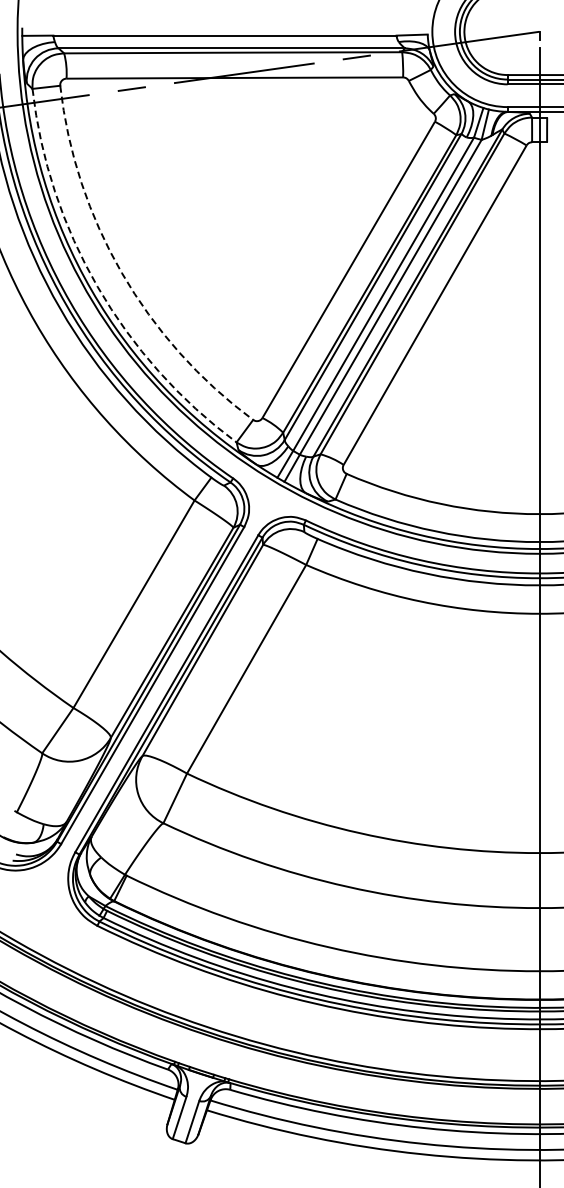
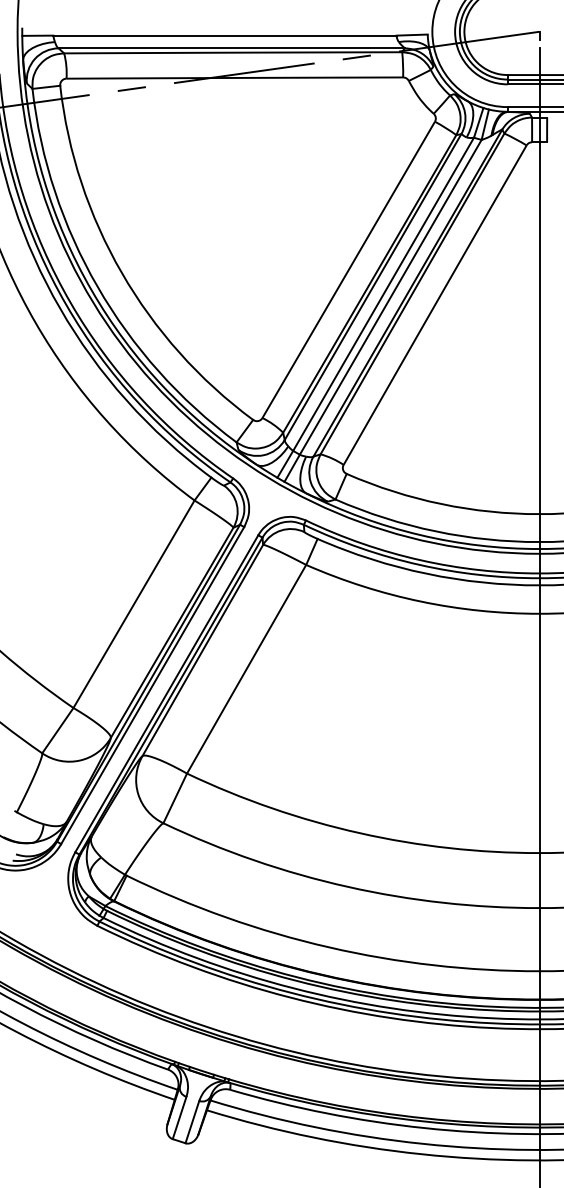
arc: dashed -> solid (121, 272)
arc: dashed -> solid (97, 286)
